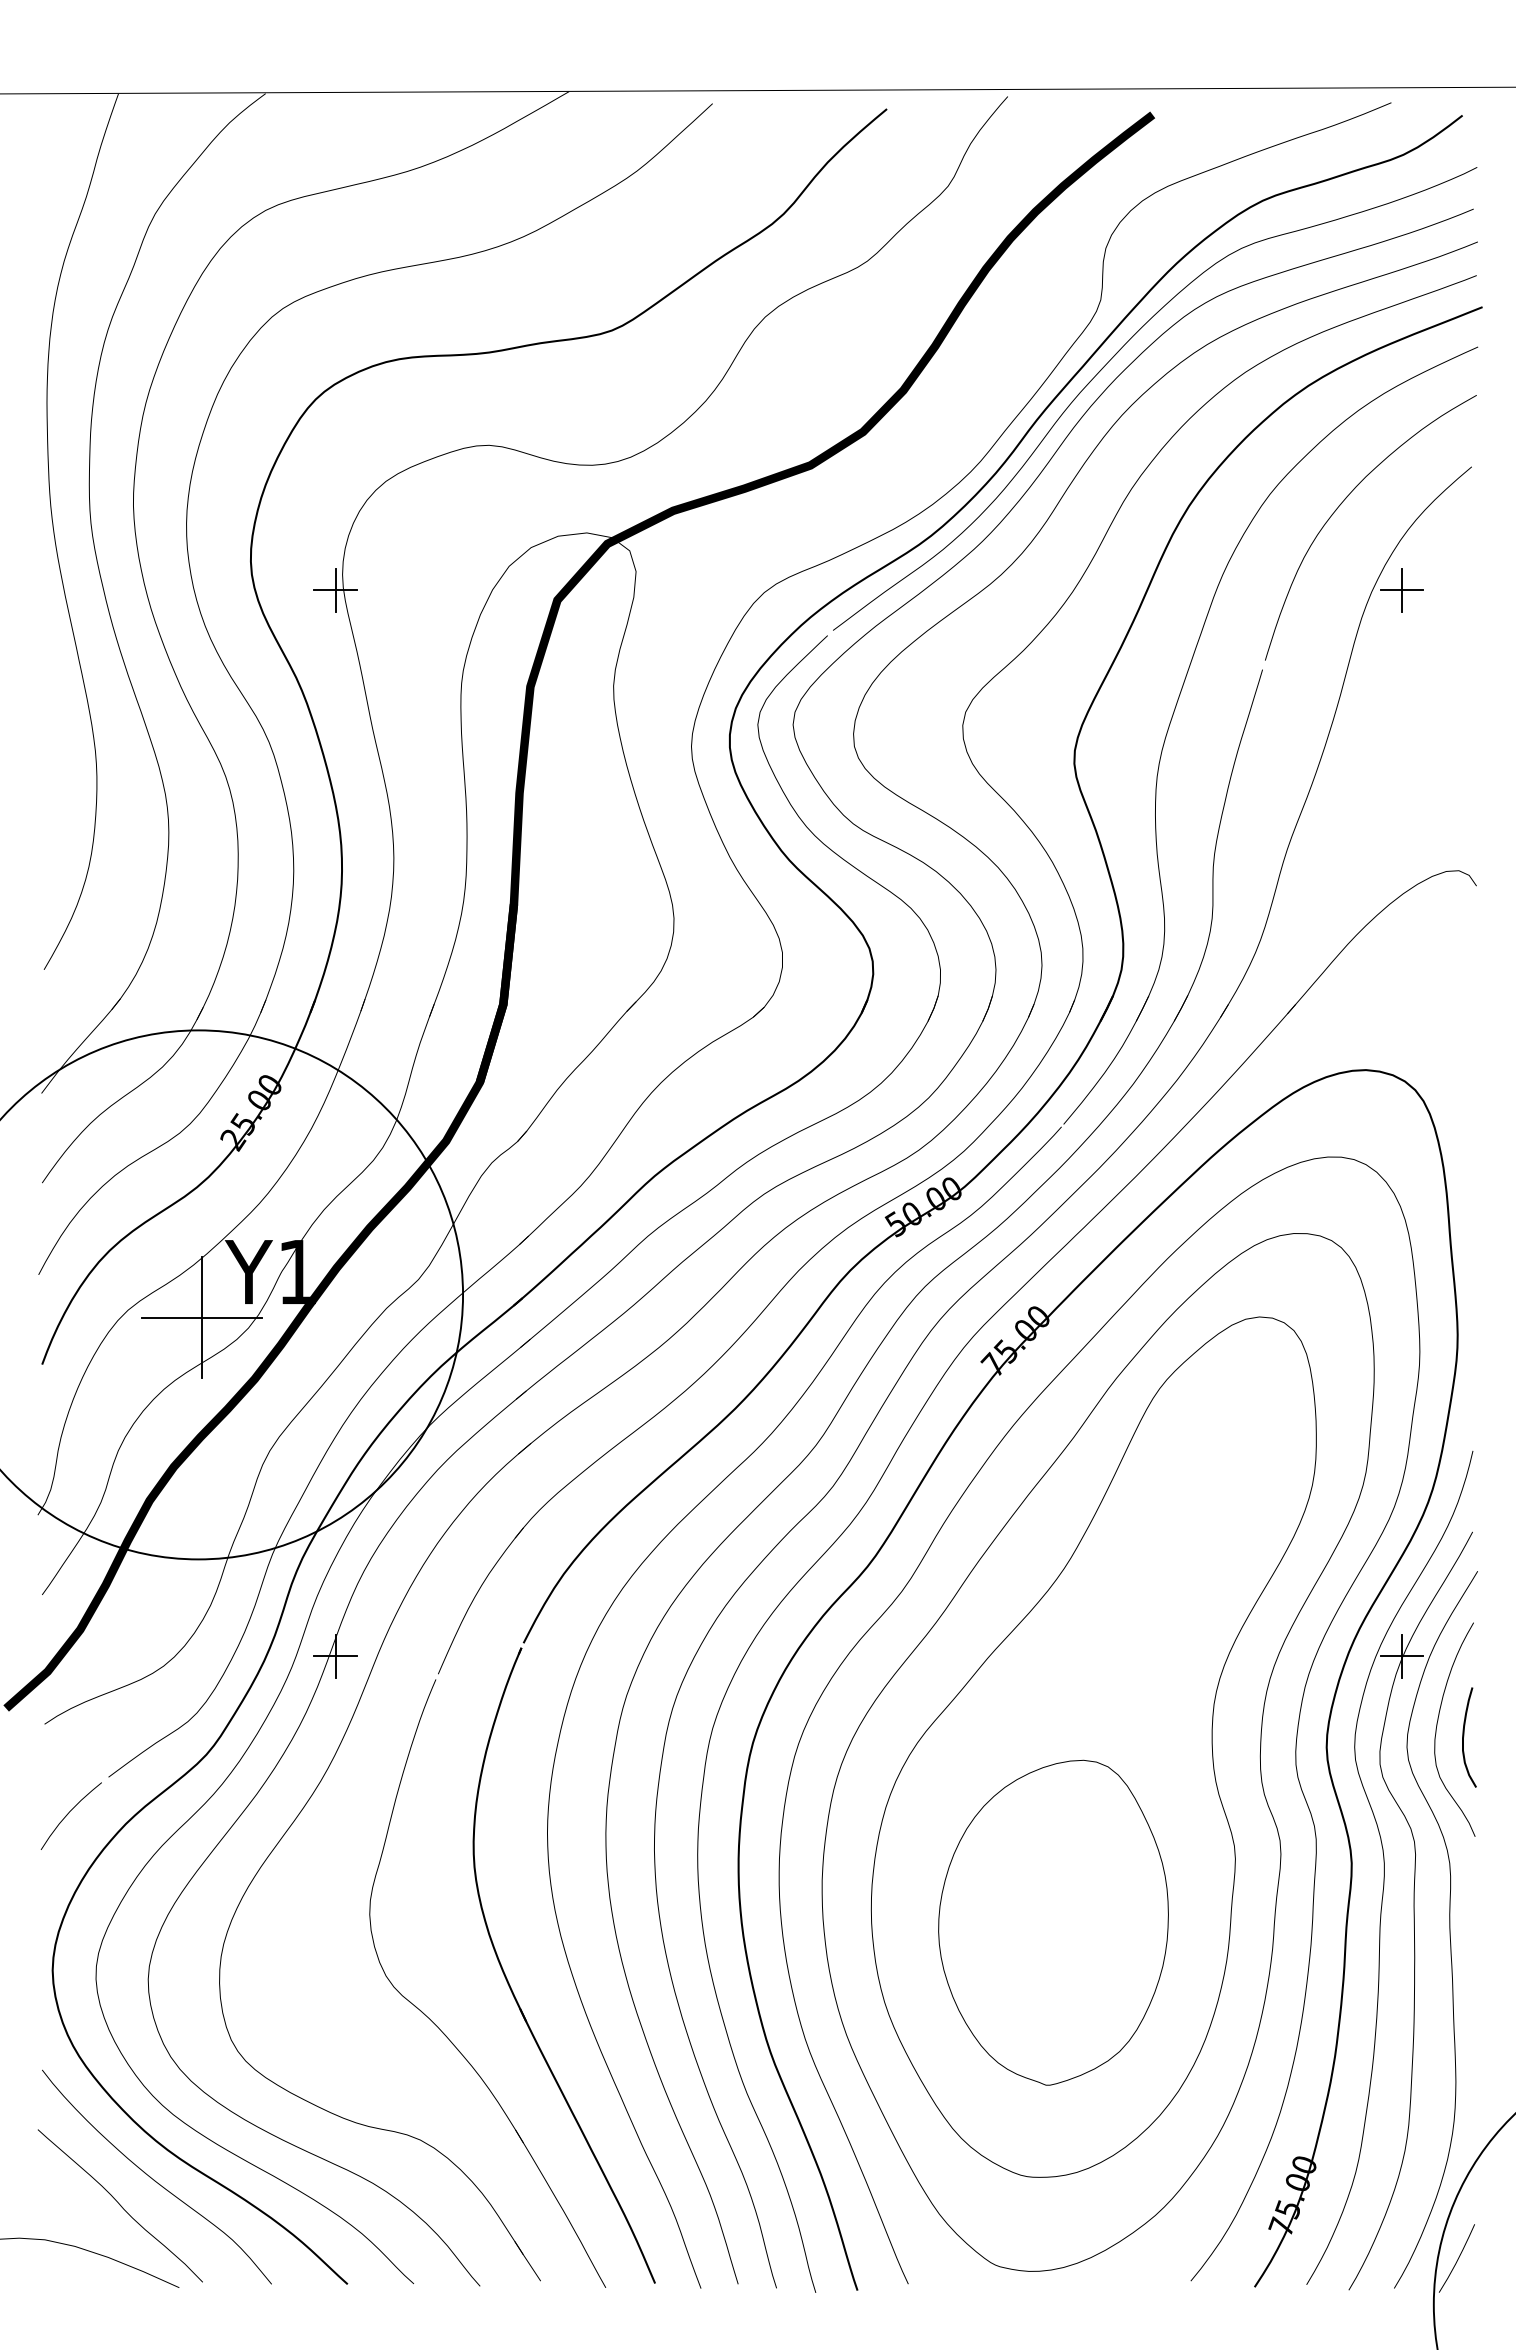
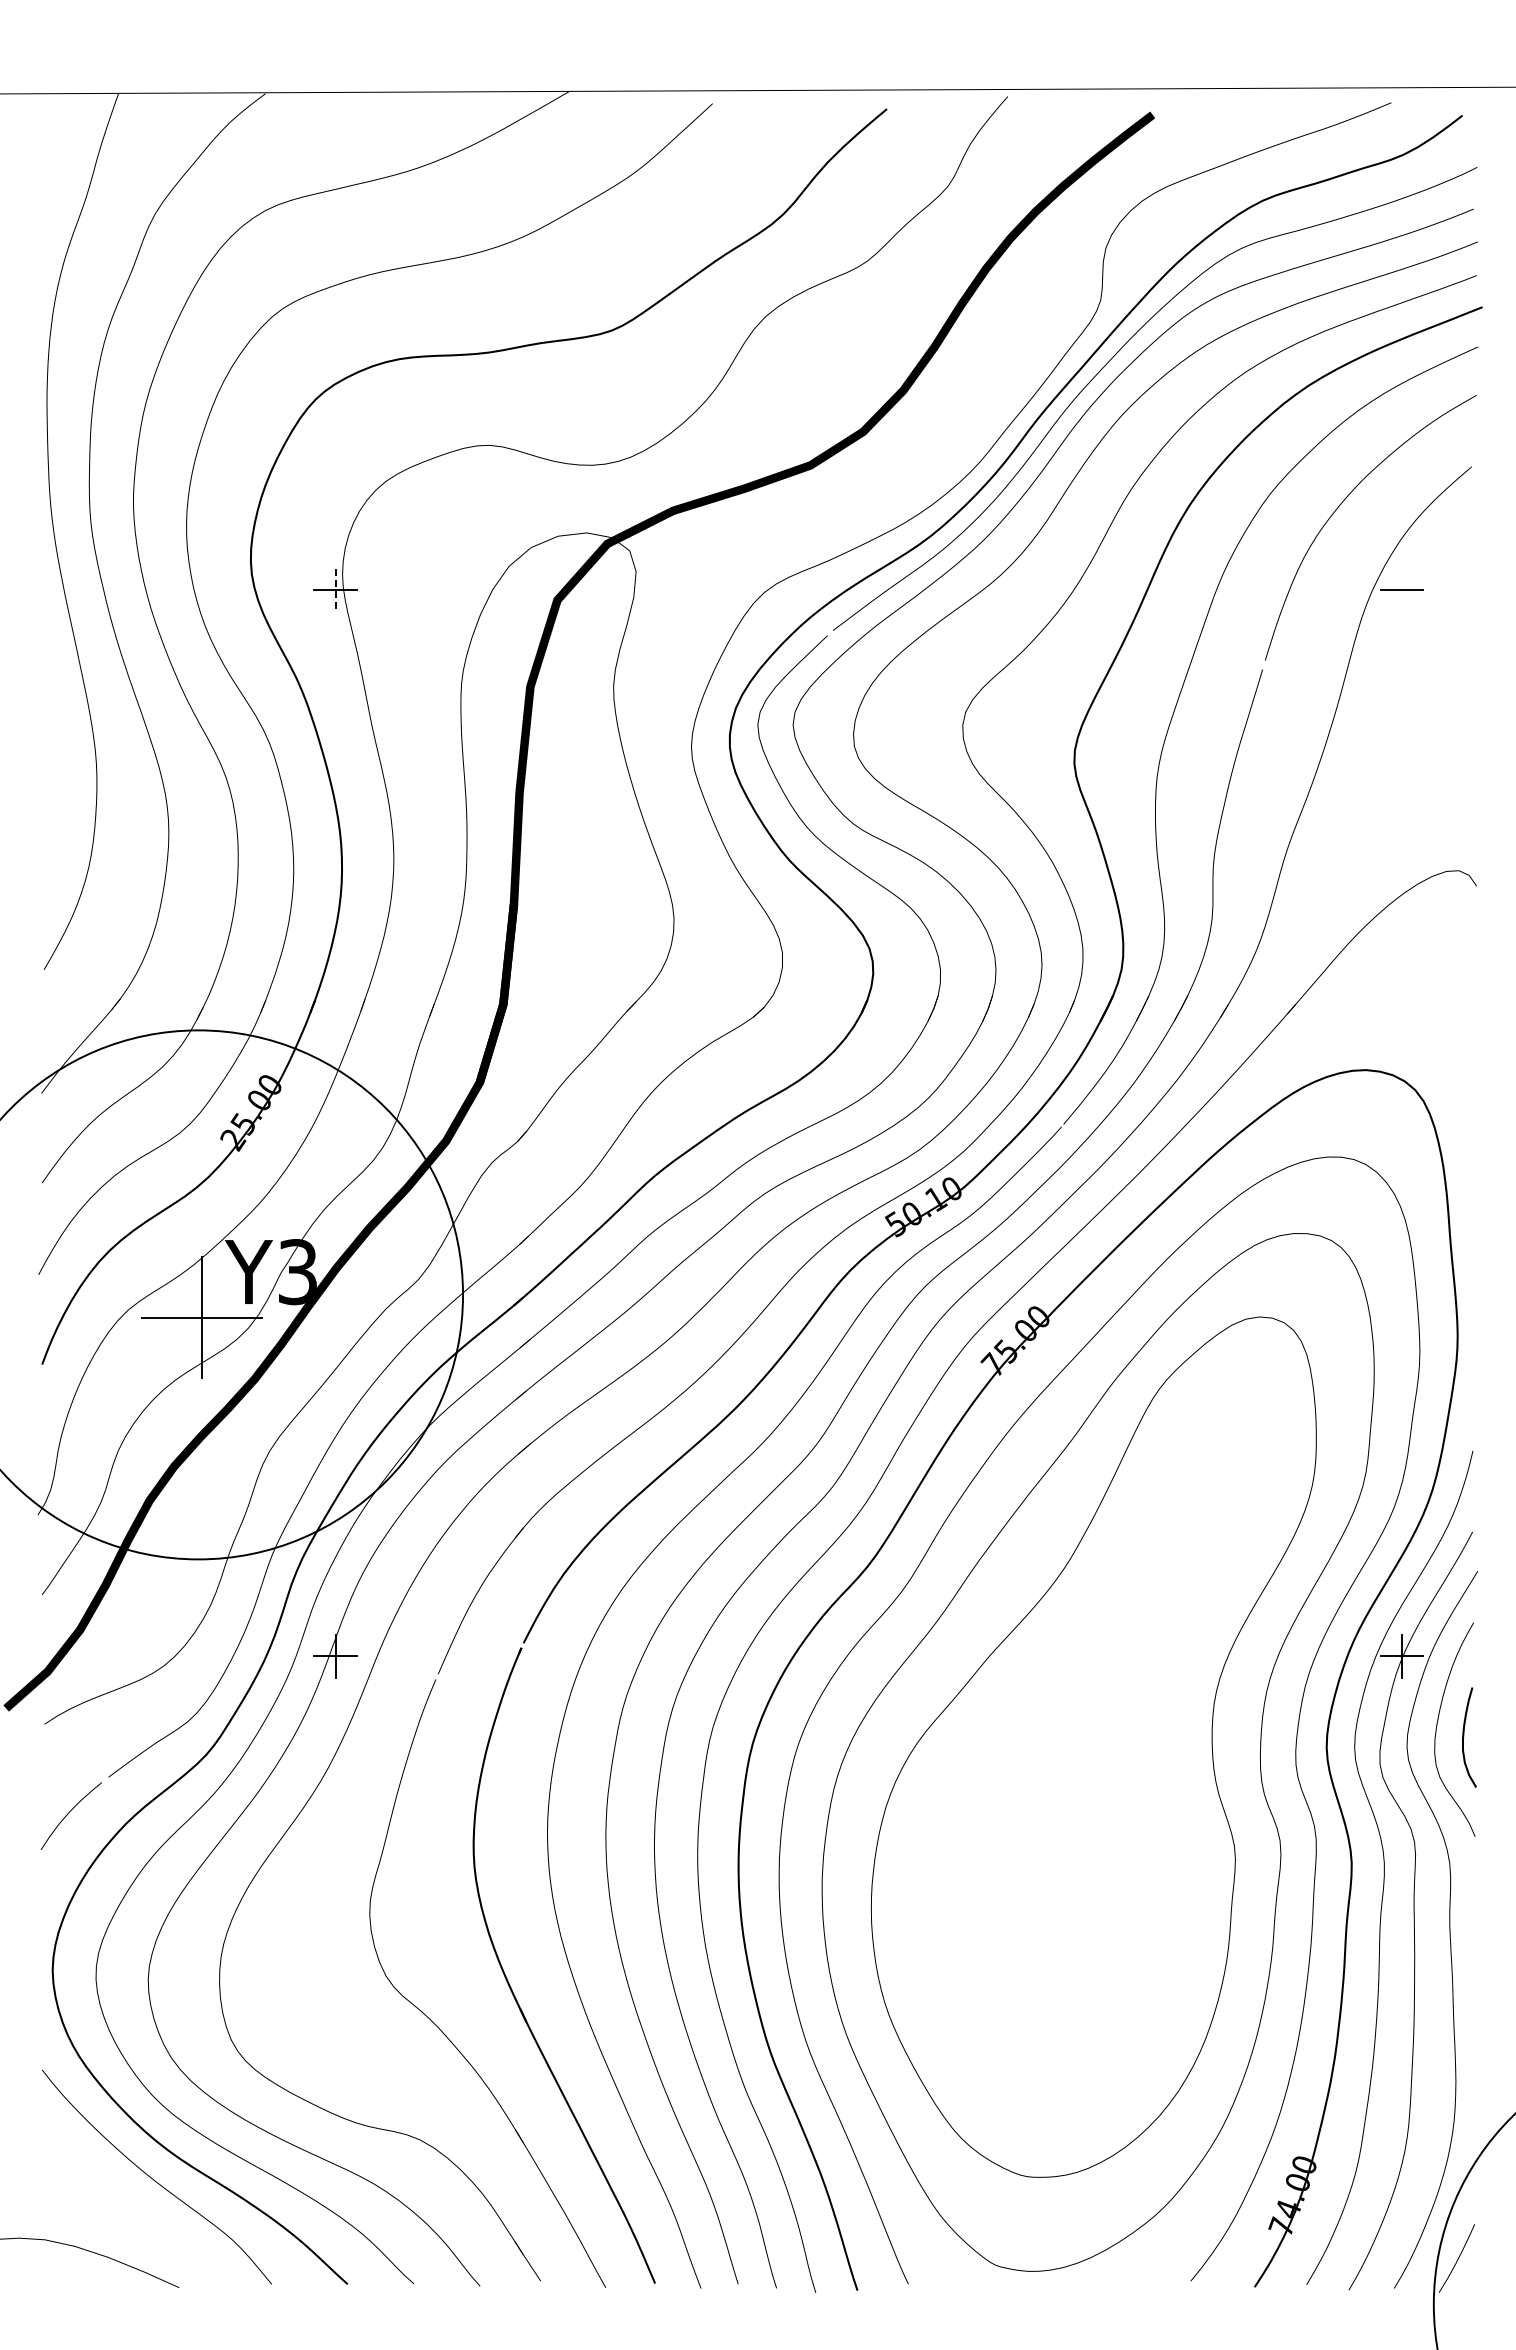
line: present -> none (1401, 589)
line: solid -> dashed (335, 590)
text: 50.00 -> 50.10 (936, 1199)
text: Y1 -> Y3 (297, 1272)
part: present -> none (1053, 1922)
curve: present -> none (119, 2205)
text: 75.00 -> 74.00 (1287, 2209)
